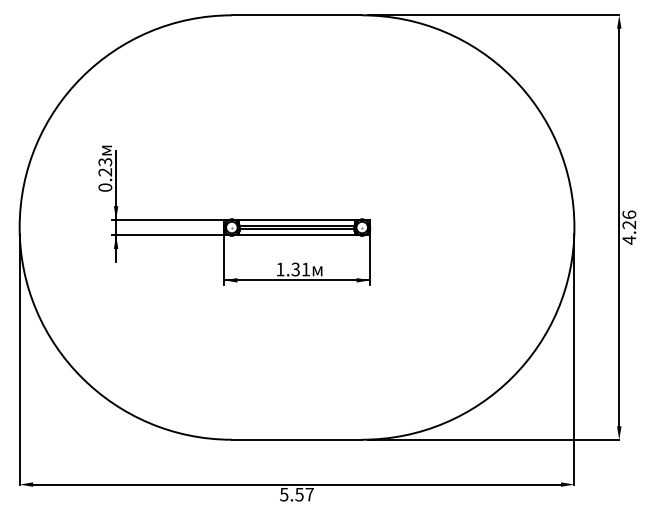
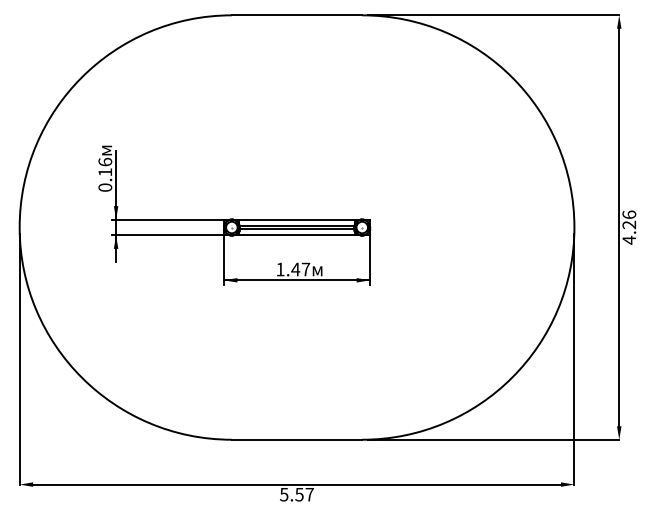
text: 0.23 -> 0.16 (105, 166)
text: 1.31 -> 1.47 (300, 269)
